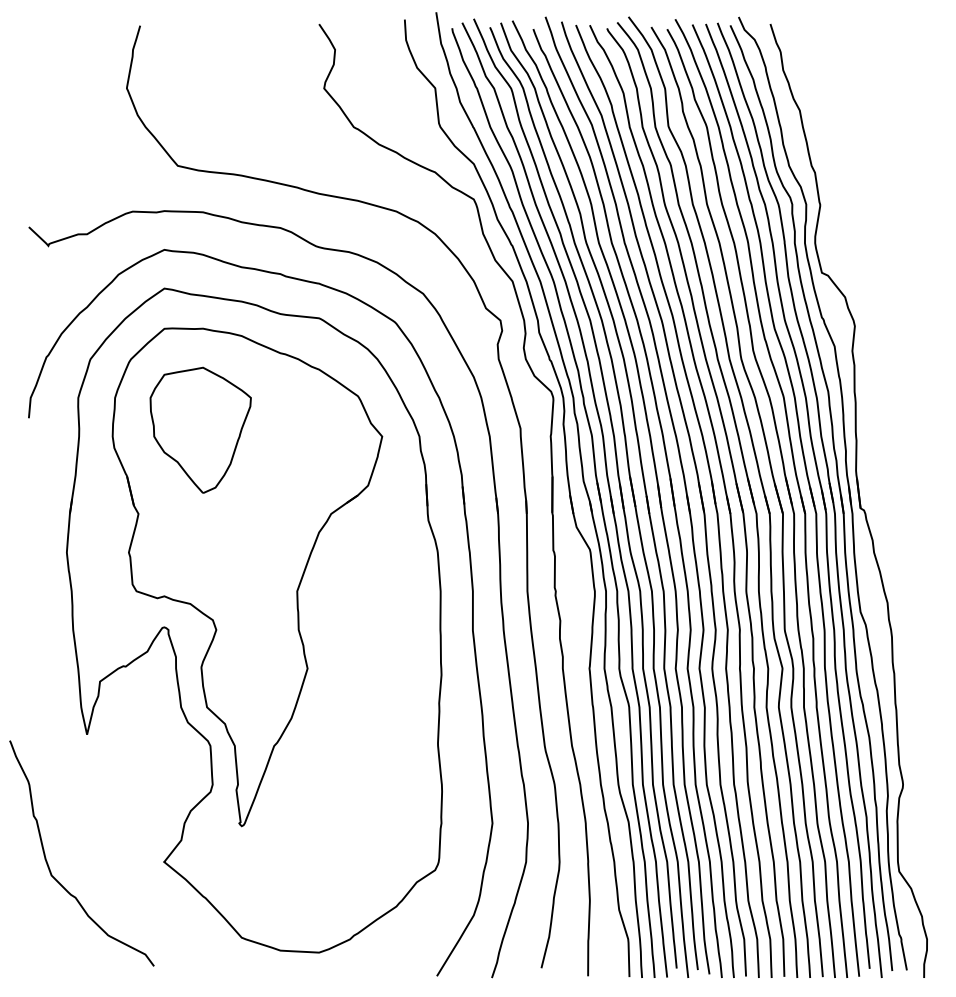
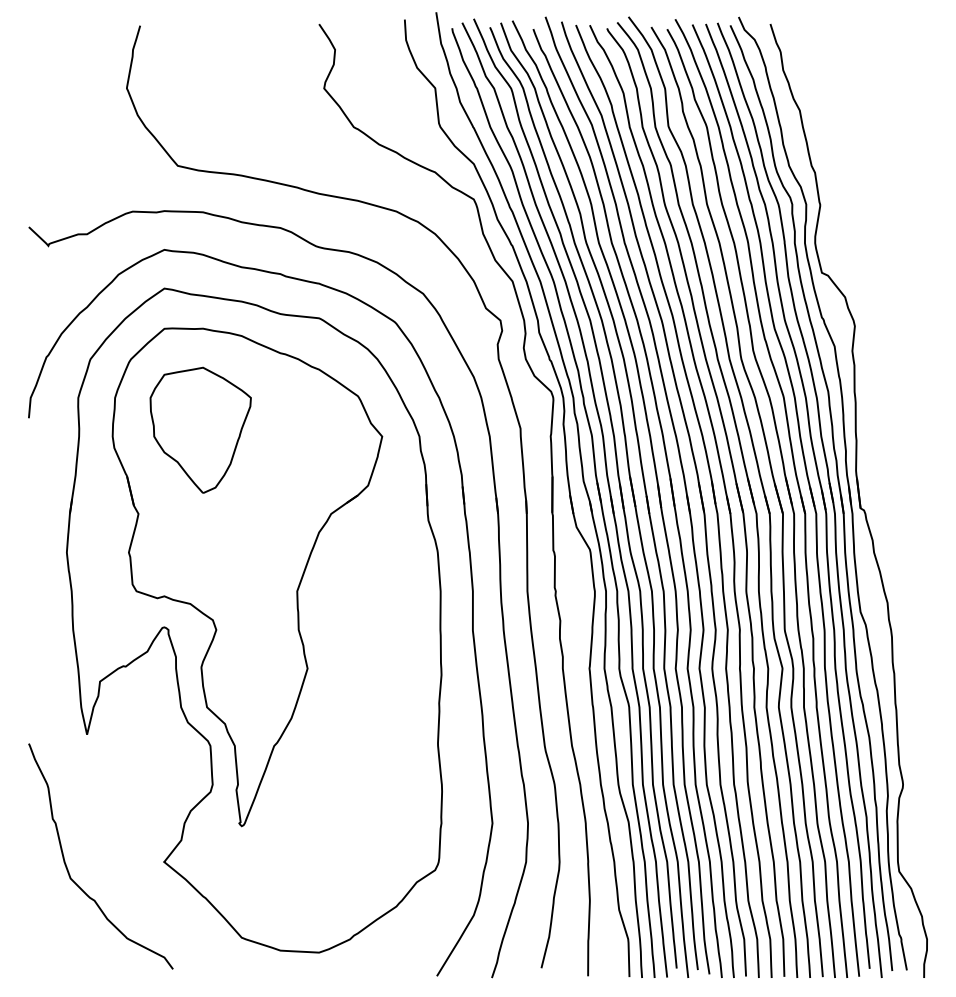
curve position: (48, 863) -> (67, 866) (67, 866)
